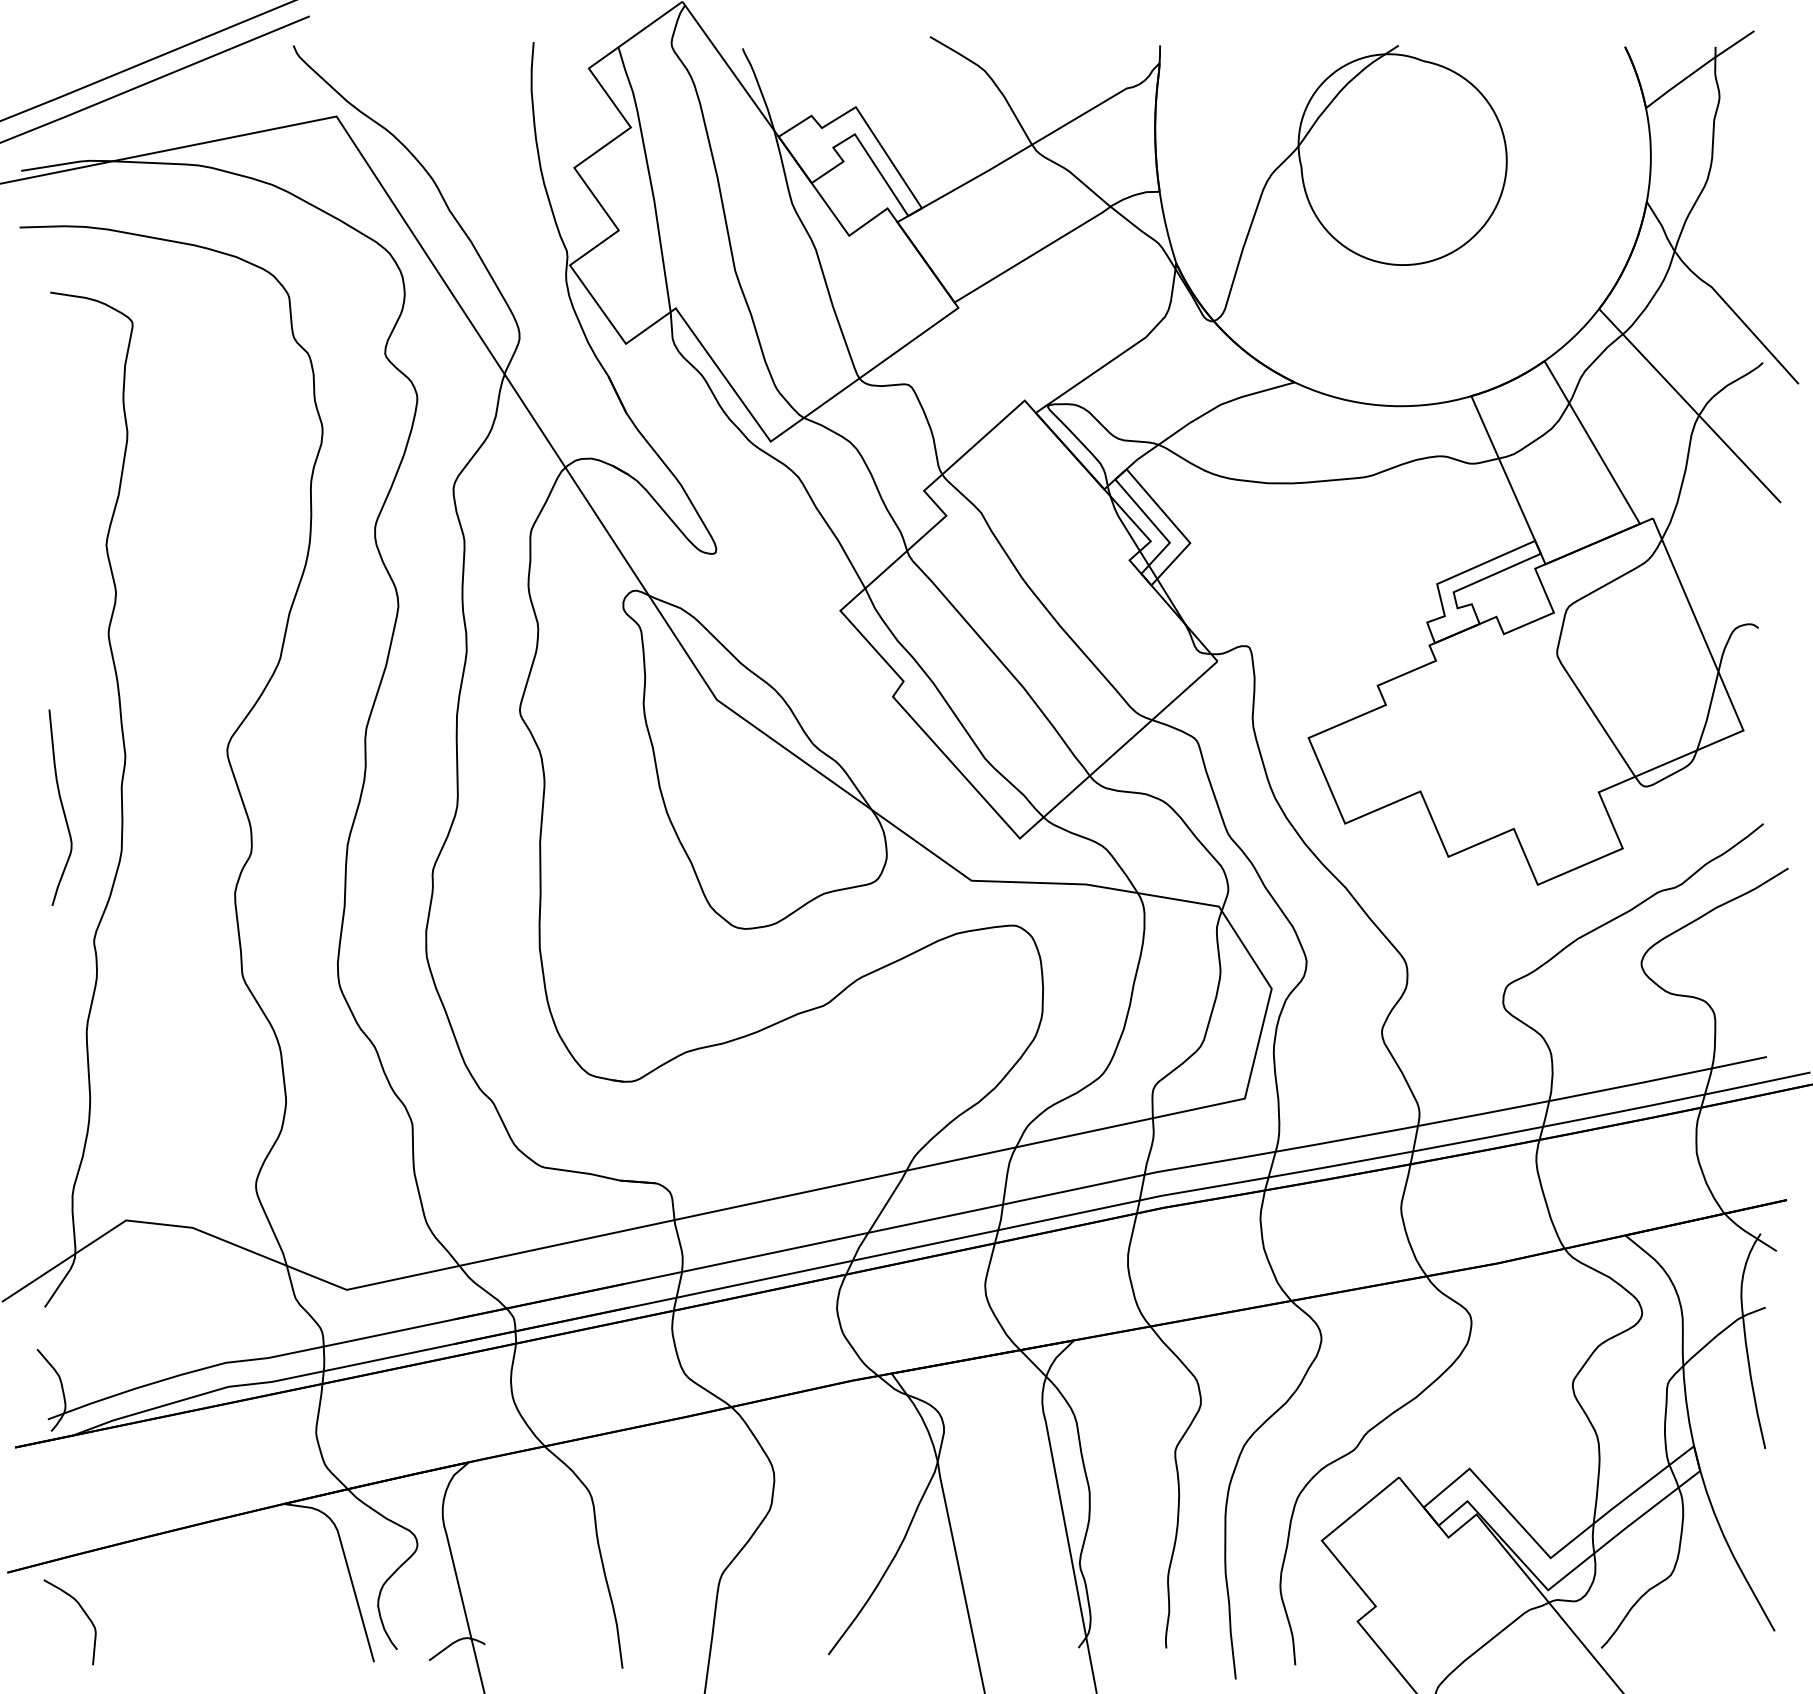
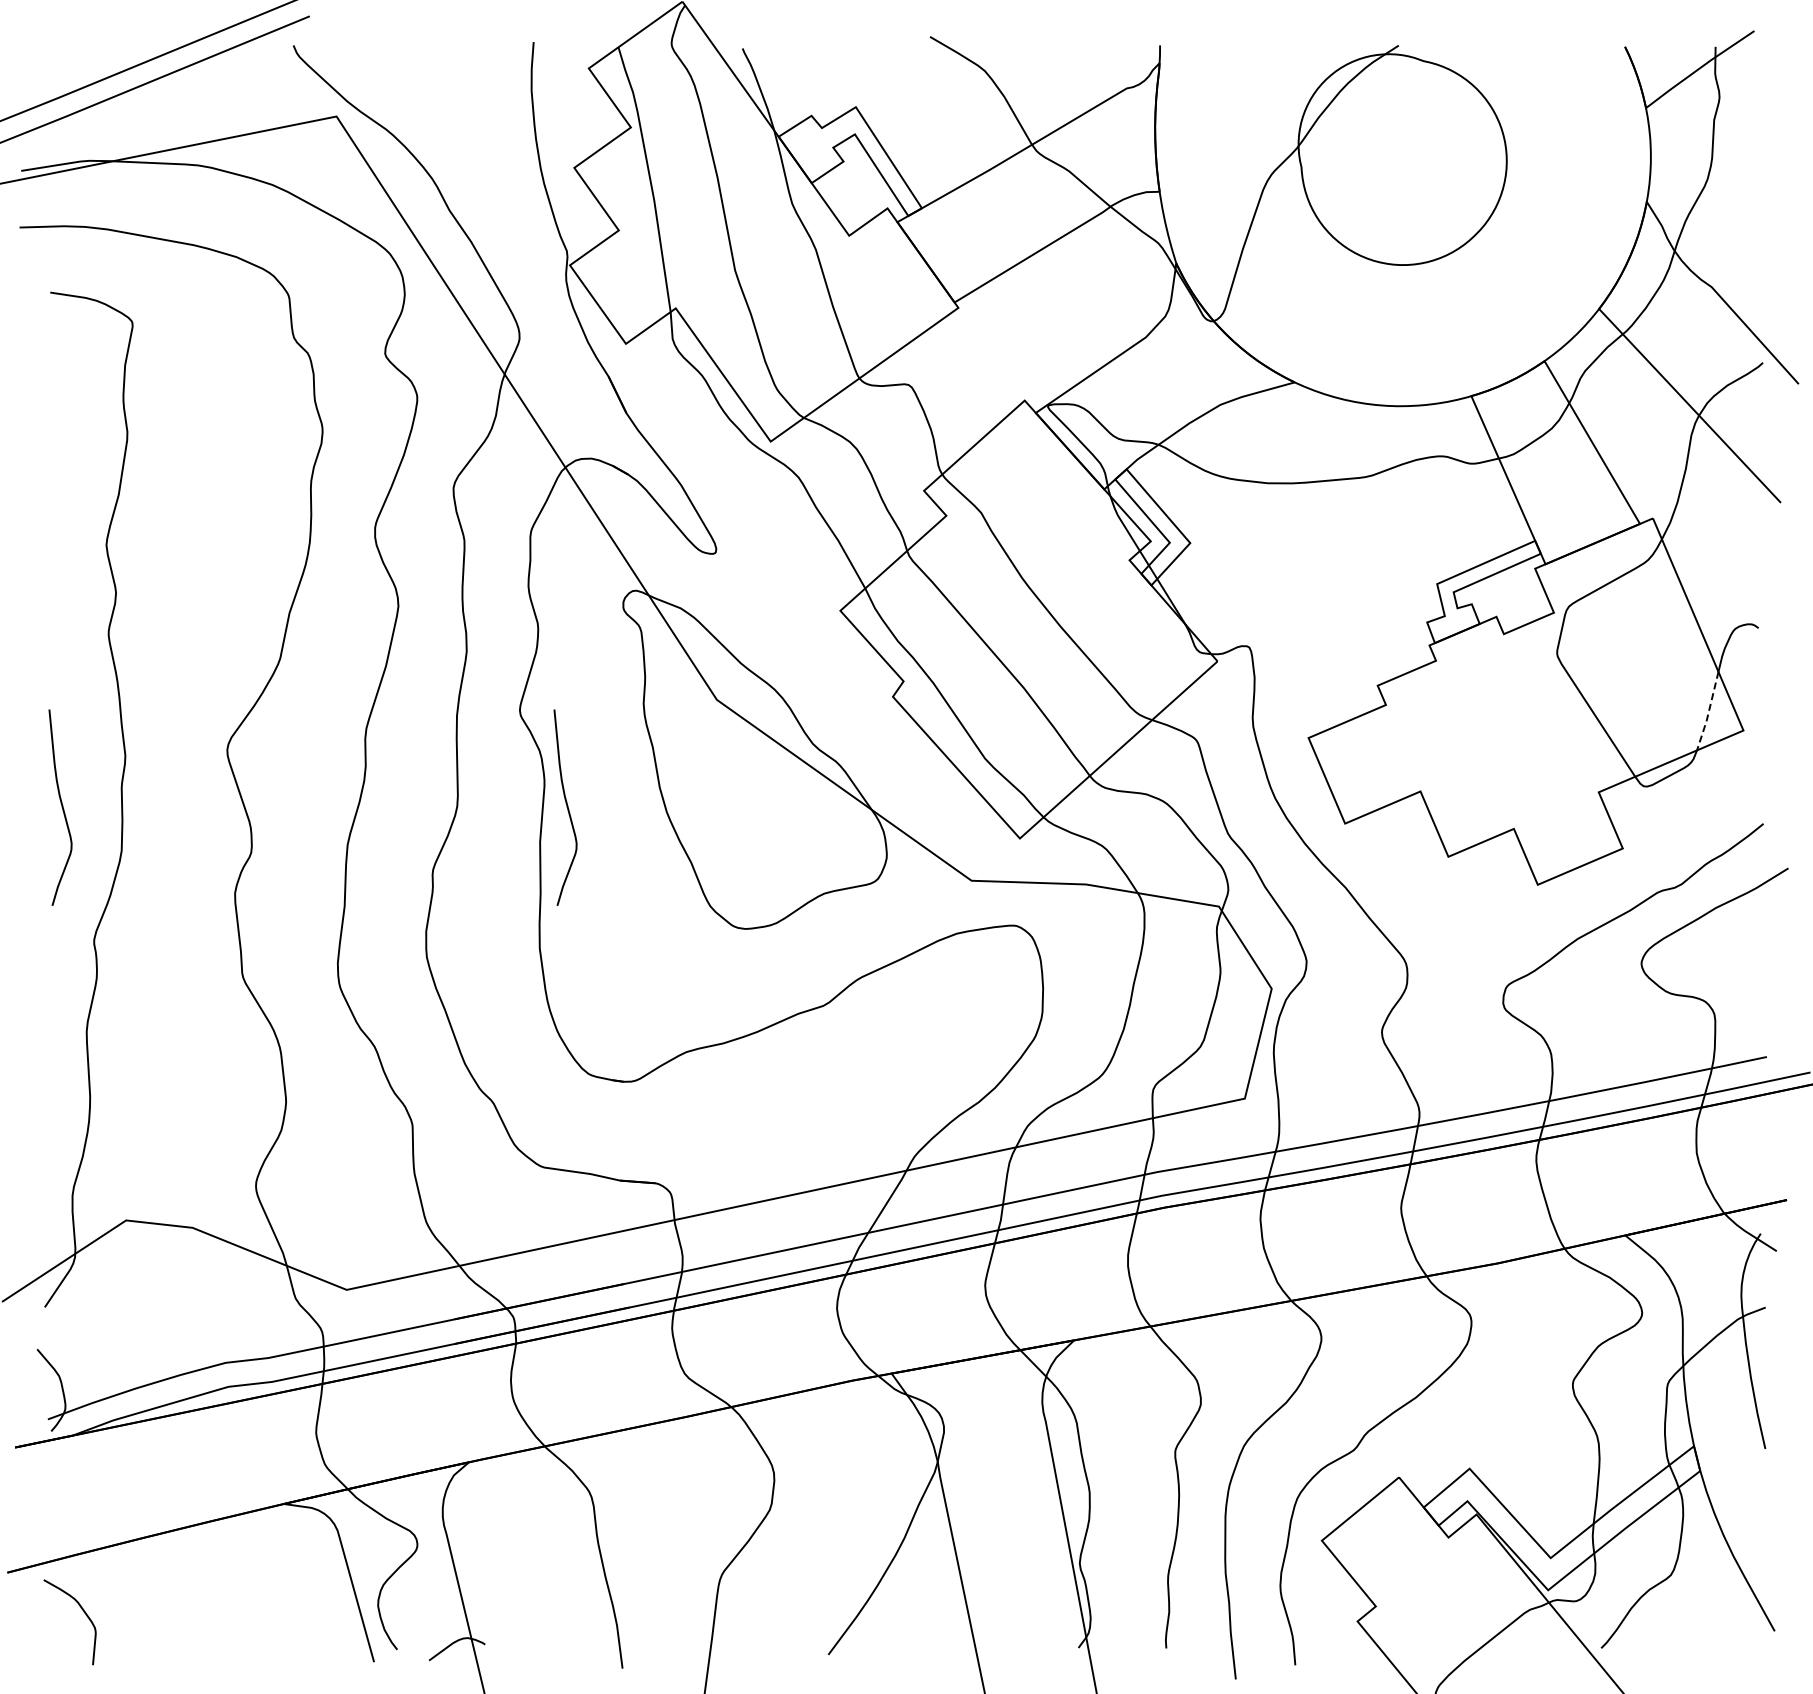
line: solid -> dashed (1708, 712)
curve: none -> present (566, 807)
